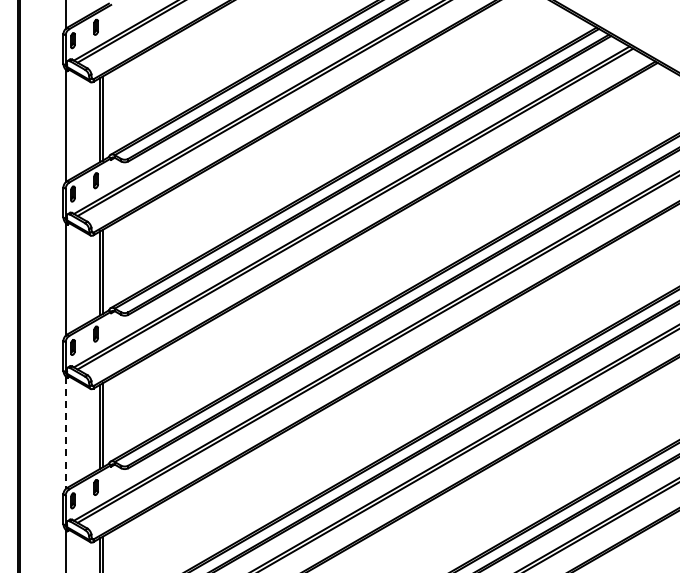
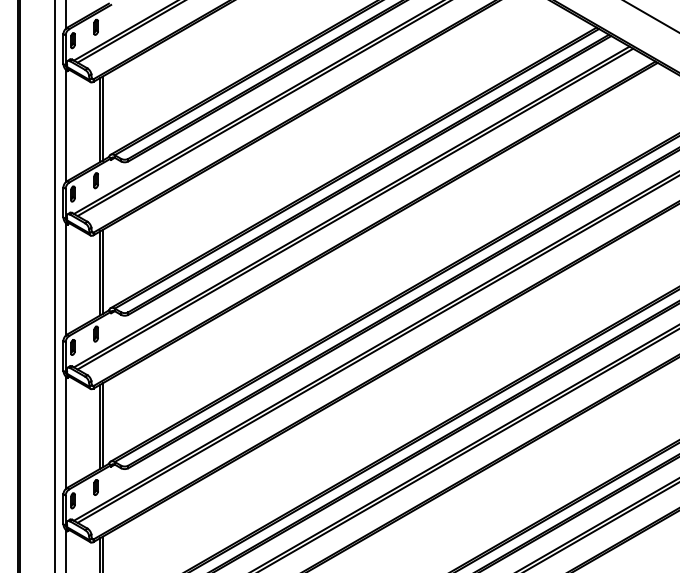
line: none -> present (651, 16)
line: none -> present (54, 285)
line: dashed -> solid (65, 433)
